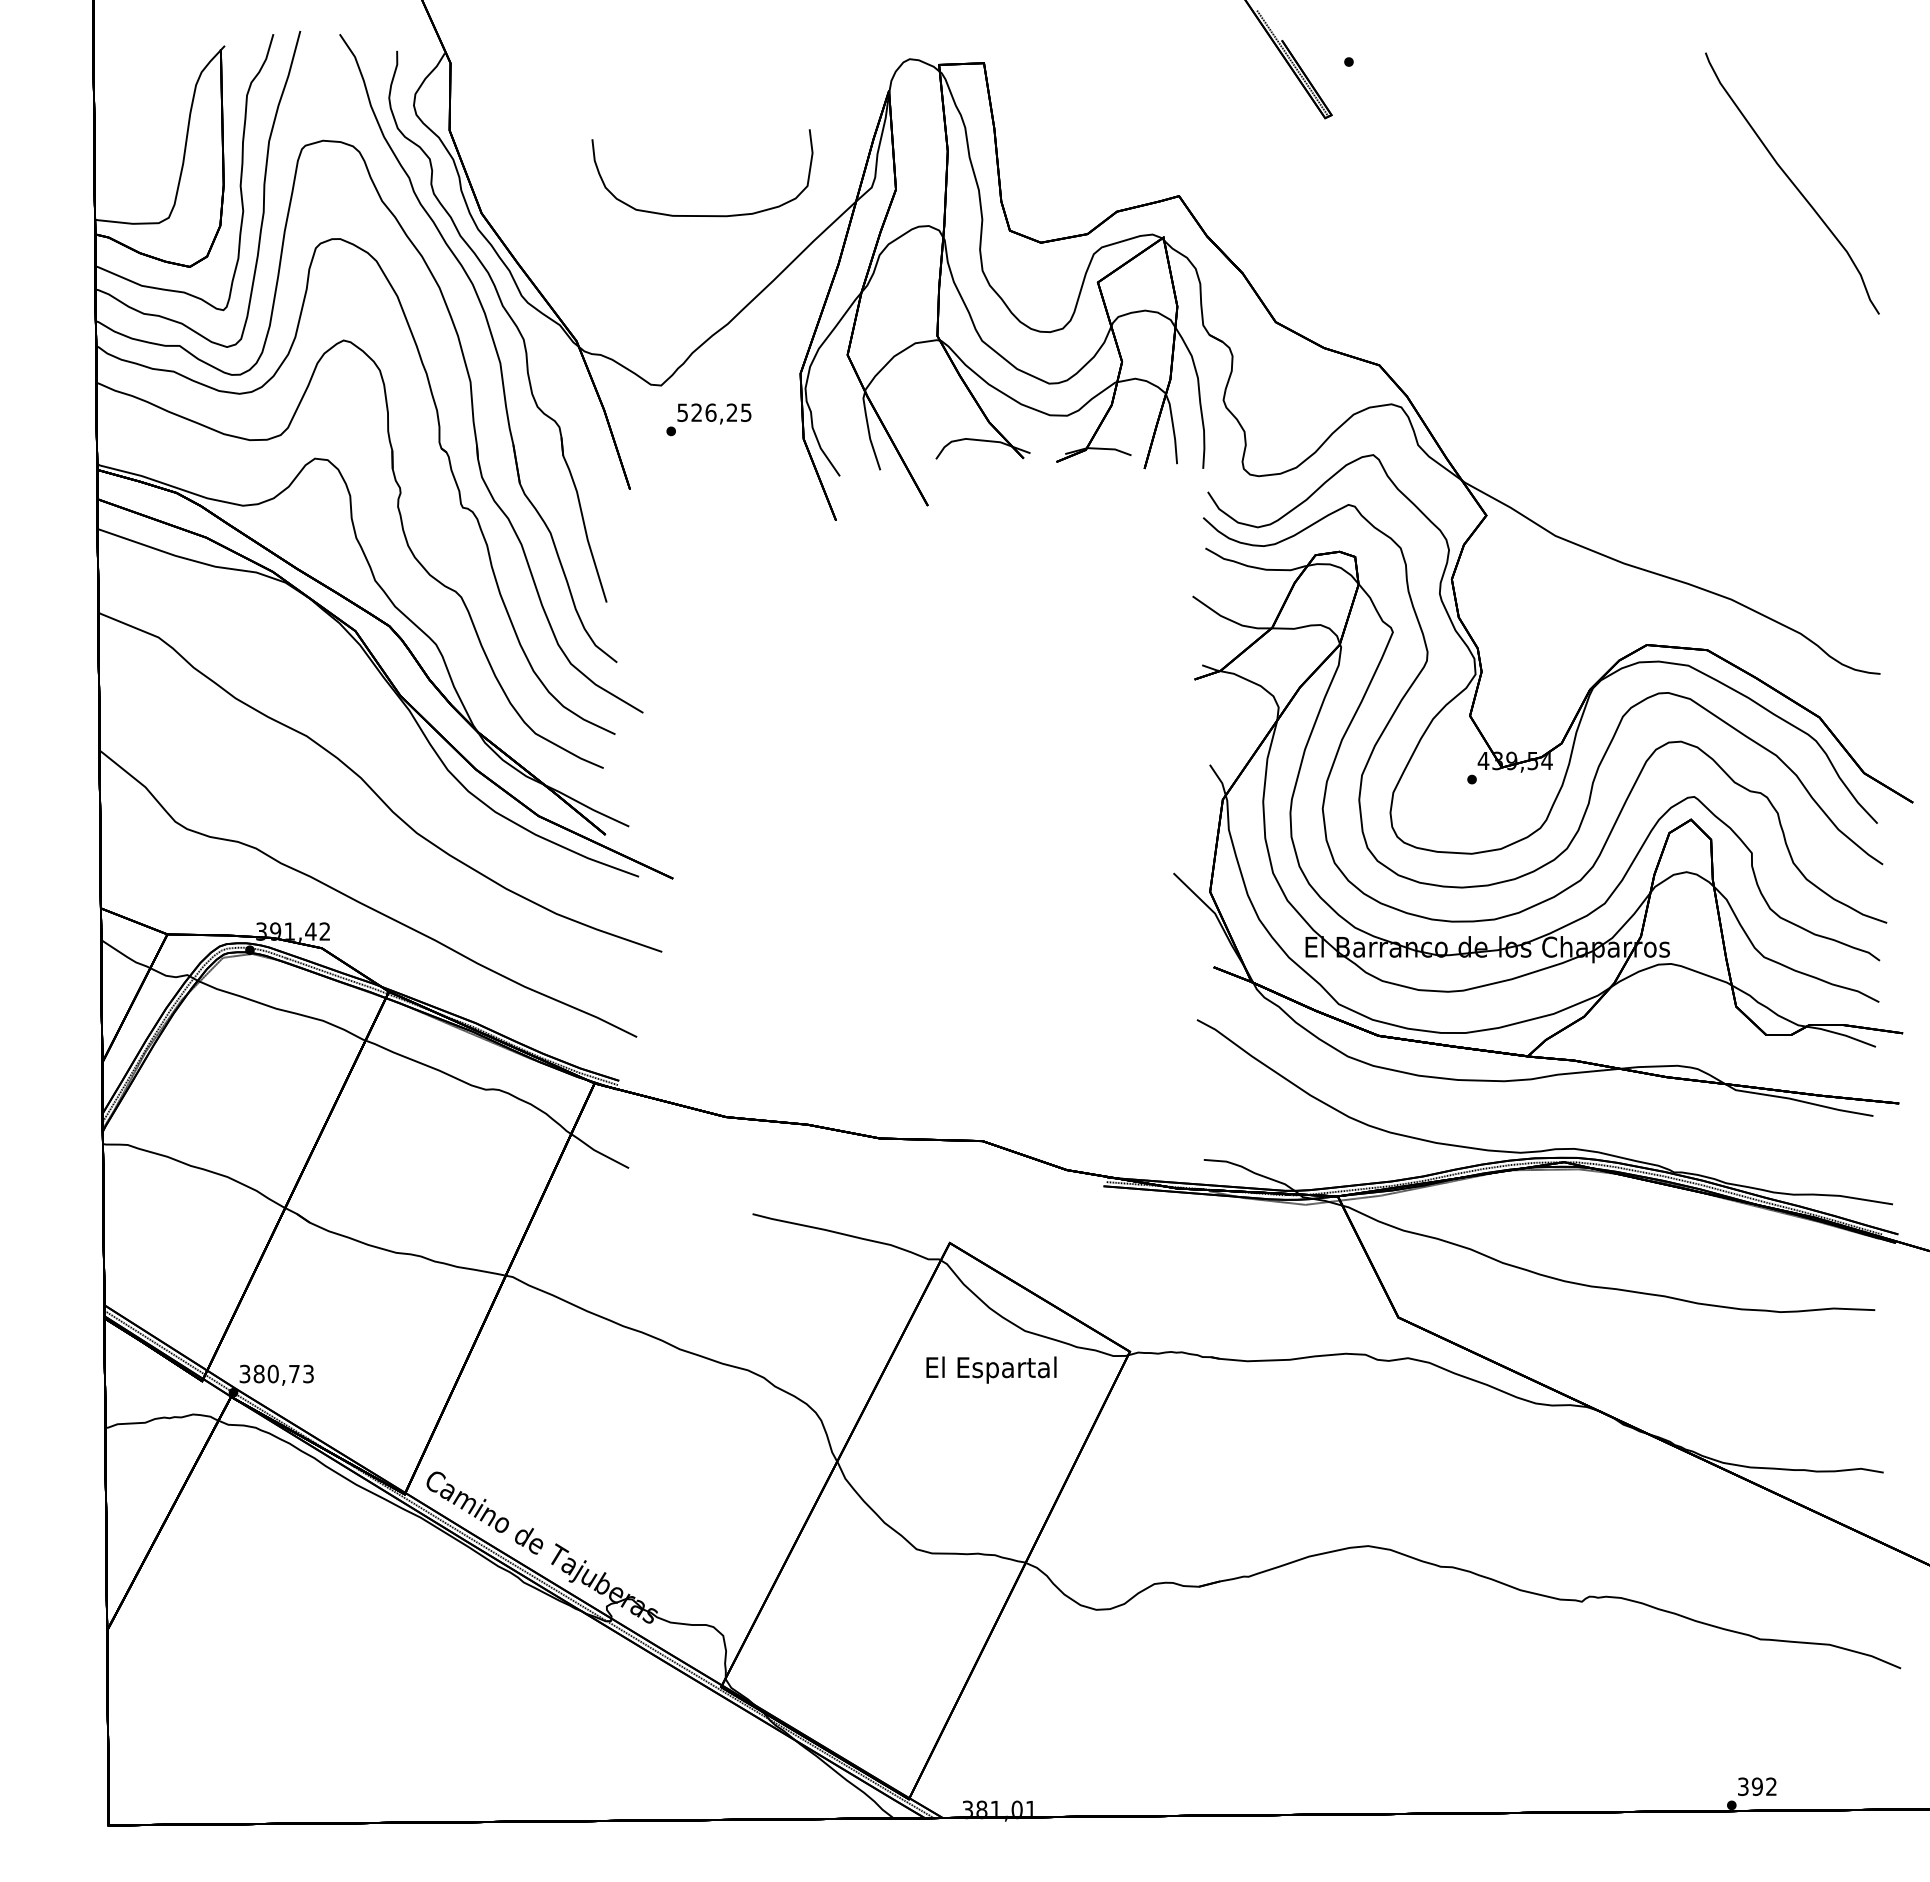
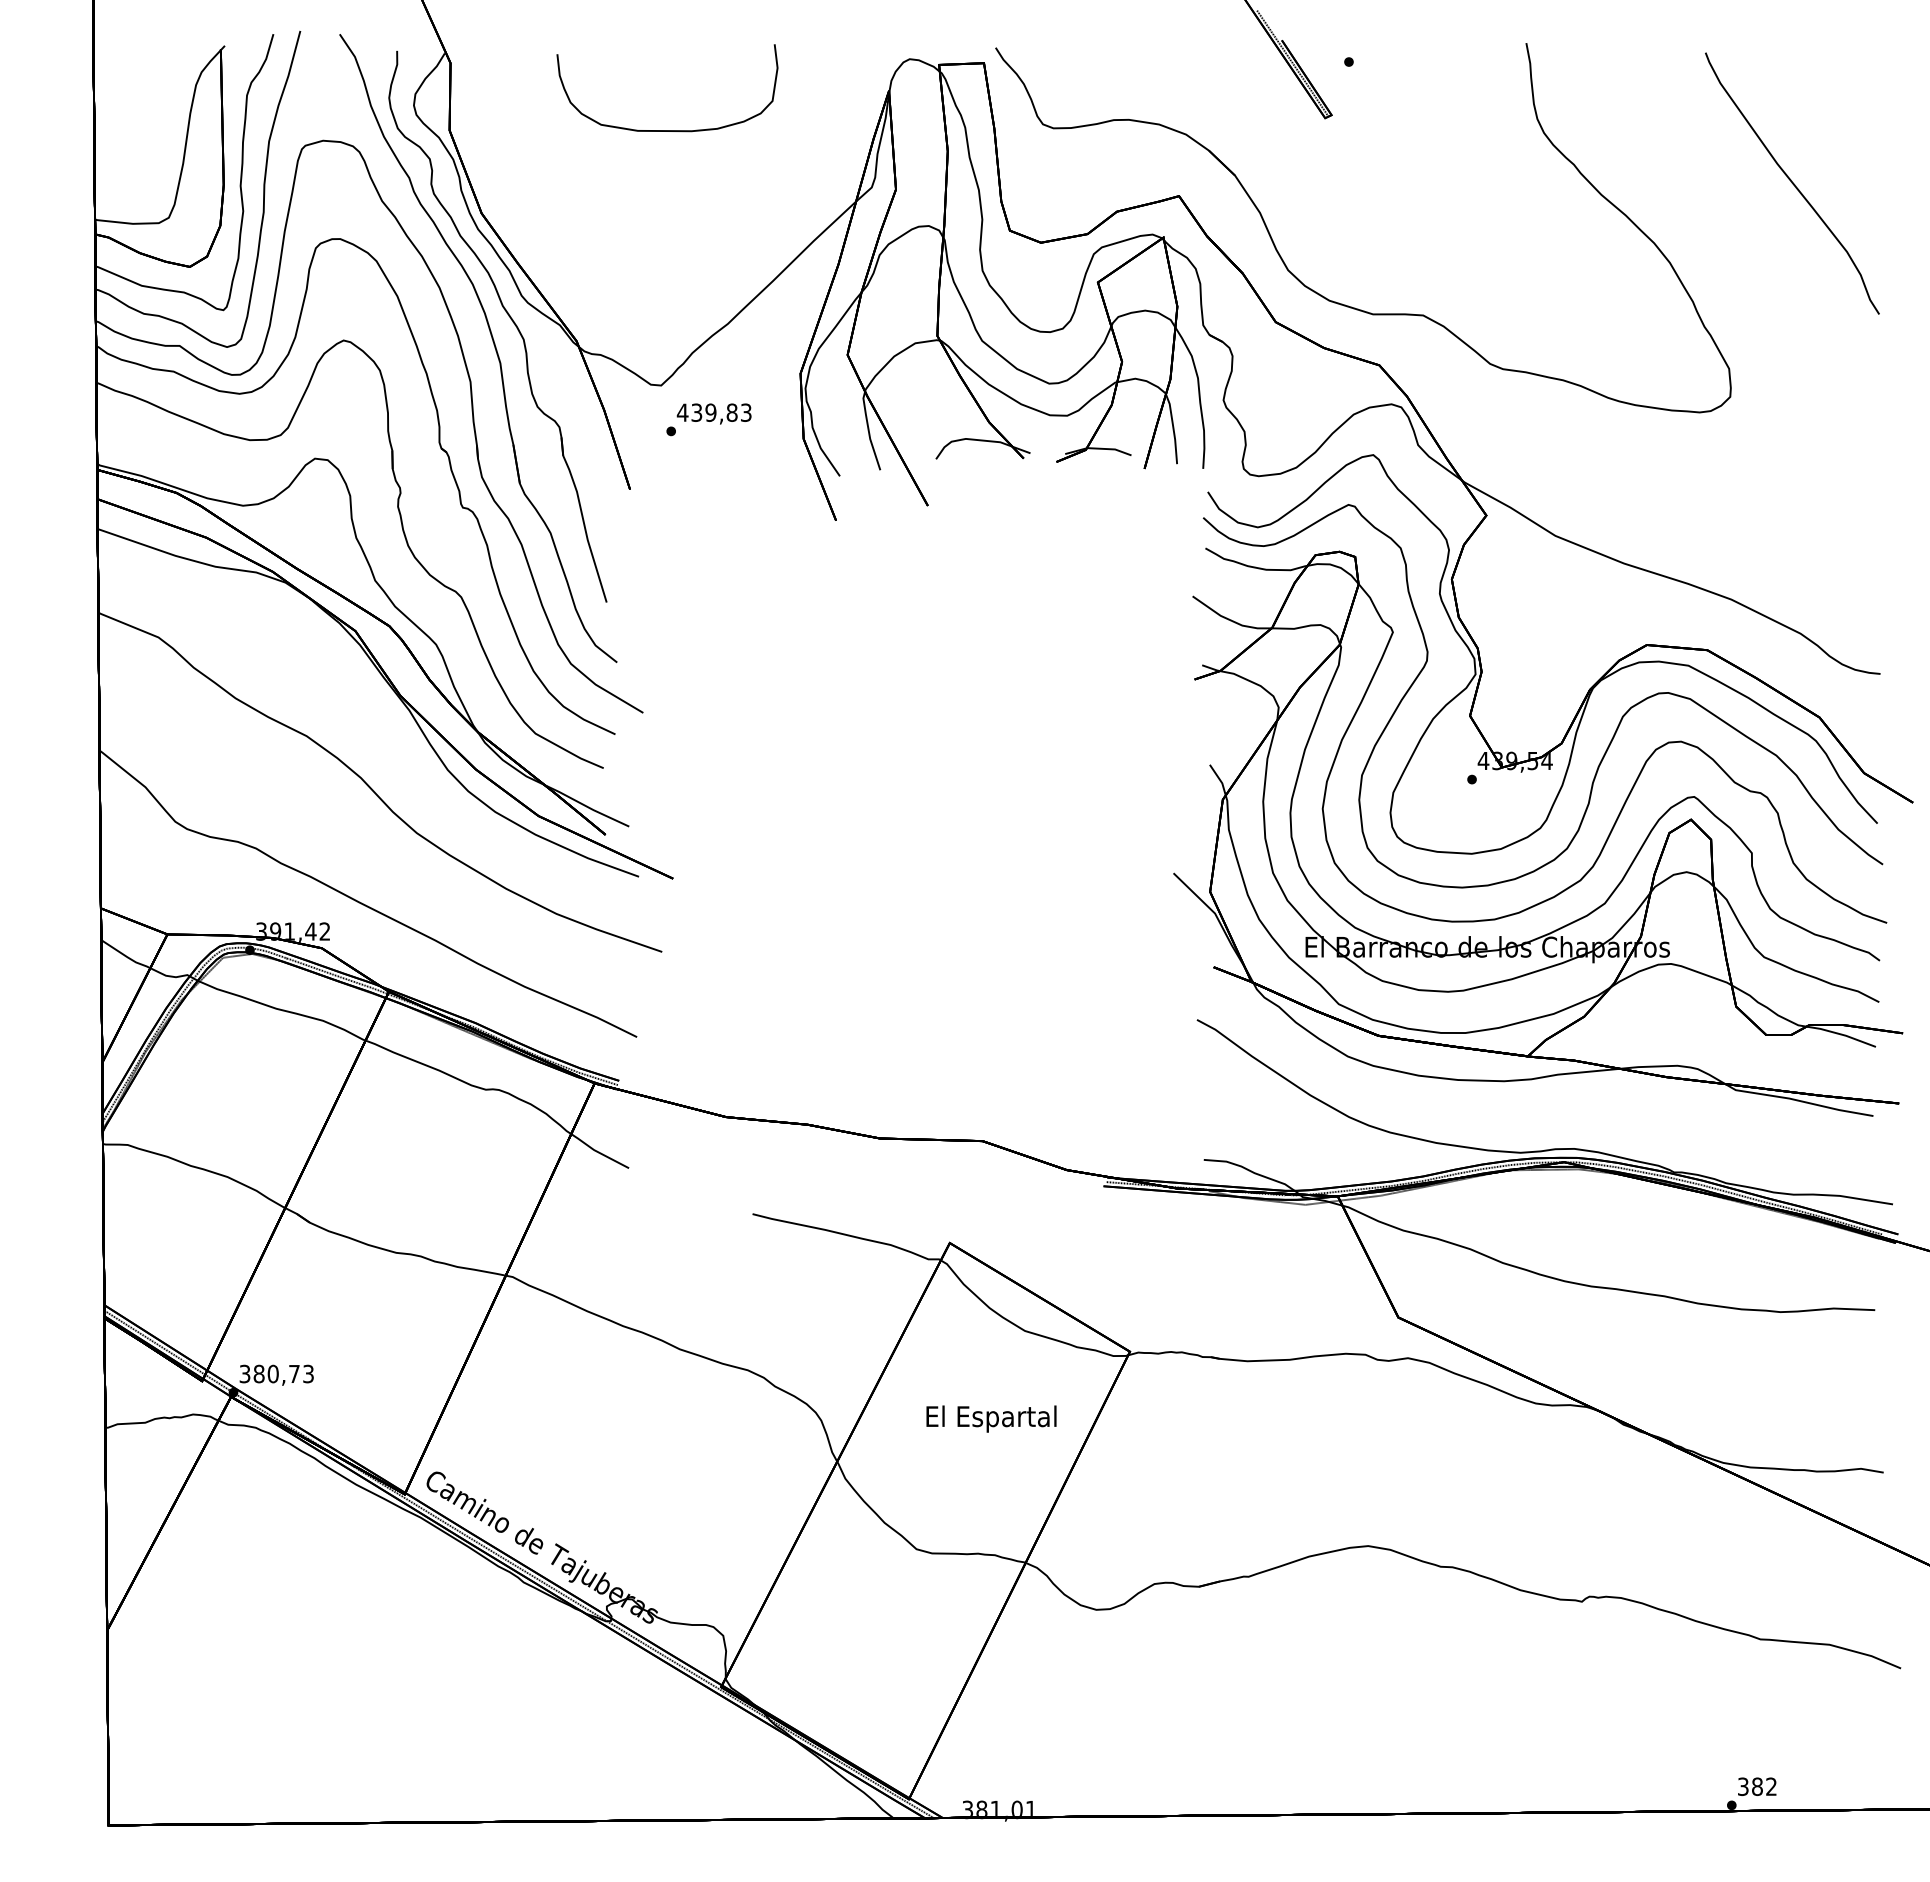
curve position: (702, 215) -> (667, 130) (667, 130)
part: none -> present (1339, 302)
text: 526,25 -> 439,83 (713, 412)
text position: (991, 1369) -> (991, 1418) (991, 1418)
text: 392 -> 382 (1756, 1786)
